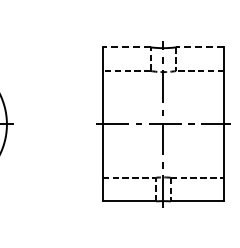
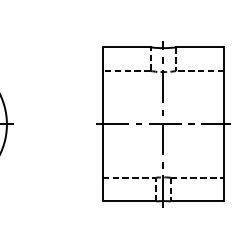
line: dashed -> solid (126, 47)
line: dashed -> solid (199, 47)
